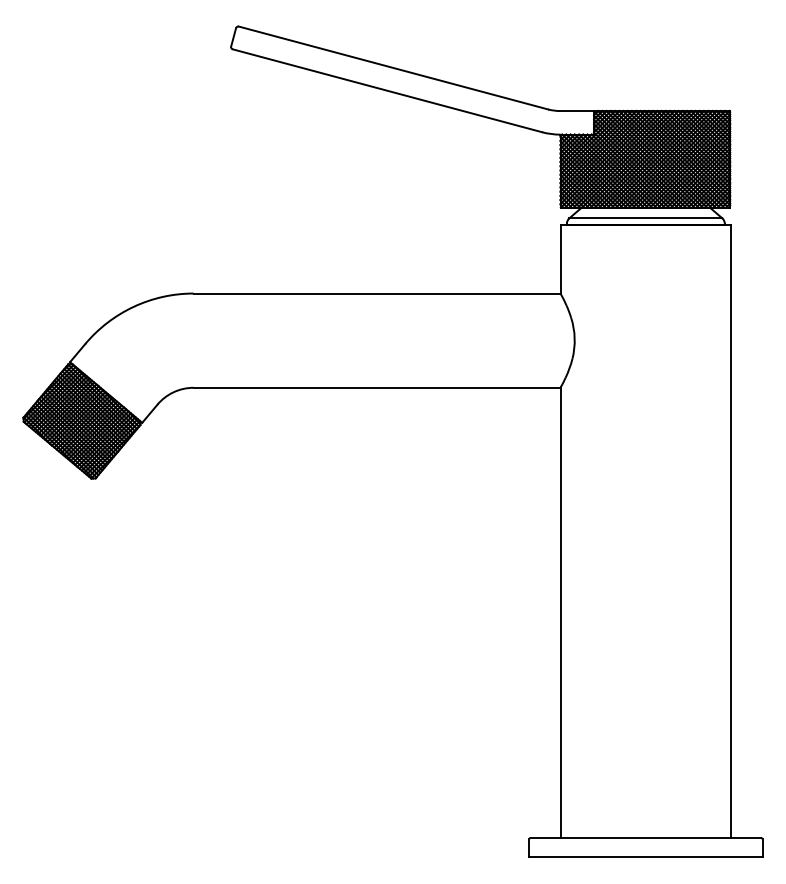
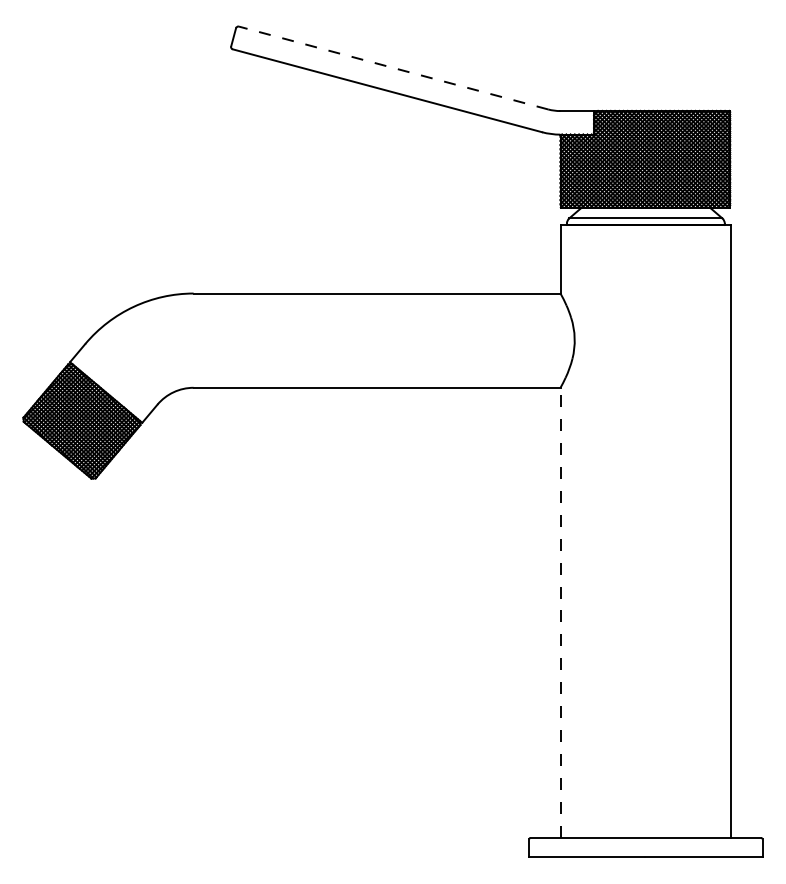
line: solid -> dashed (393, 67)
line: solid -> dashed (561, 611)
